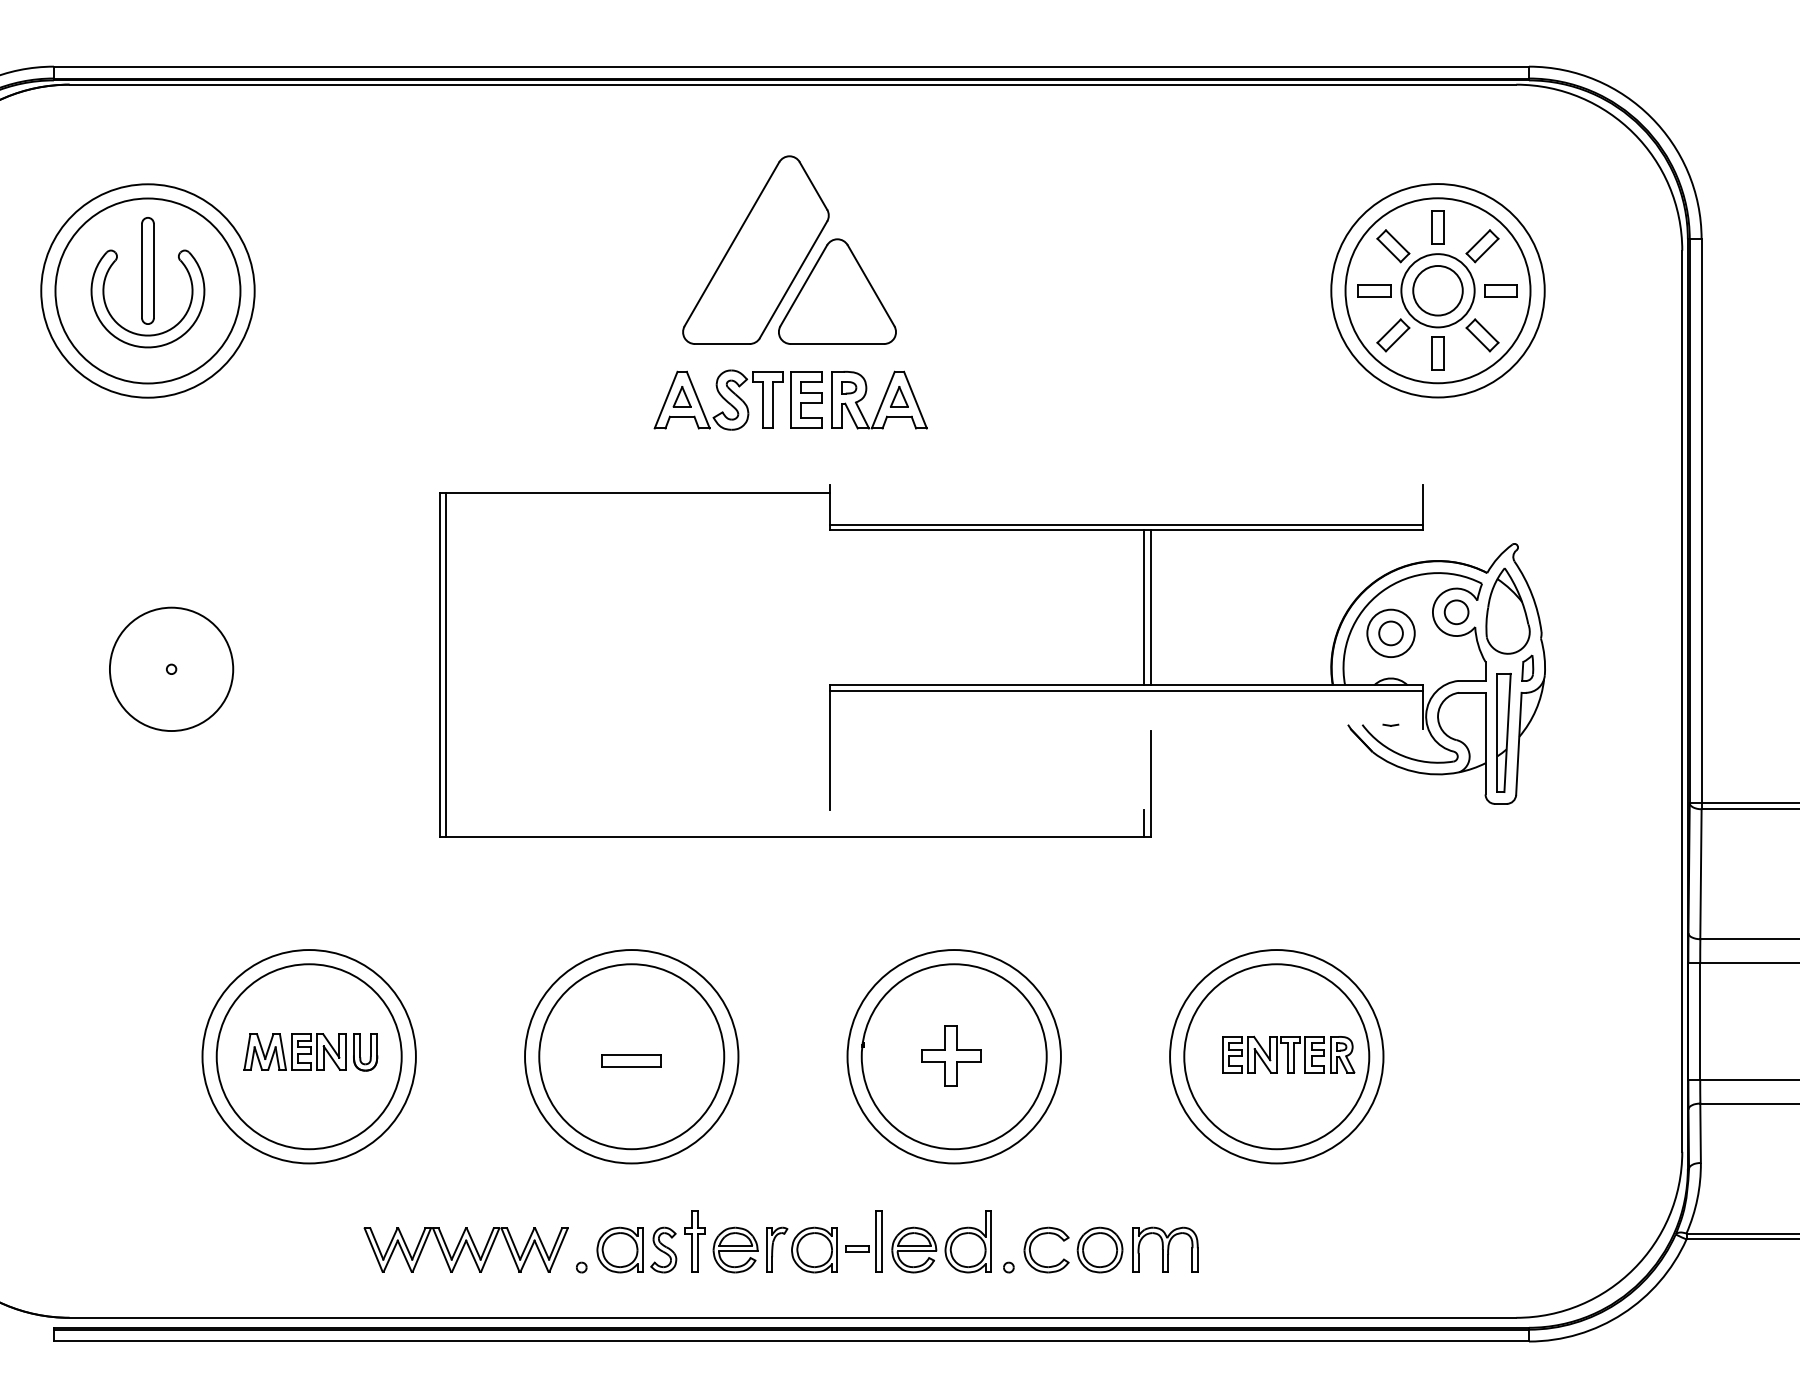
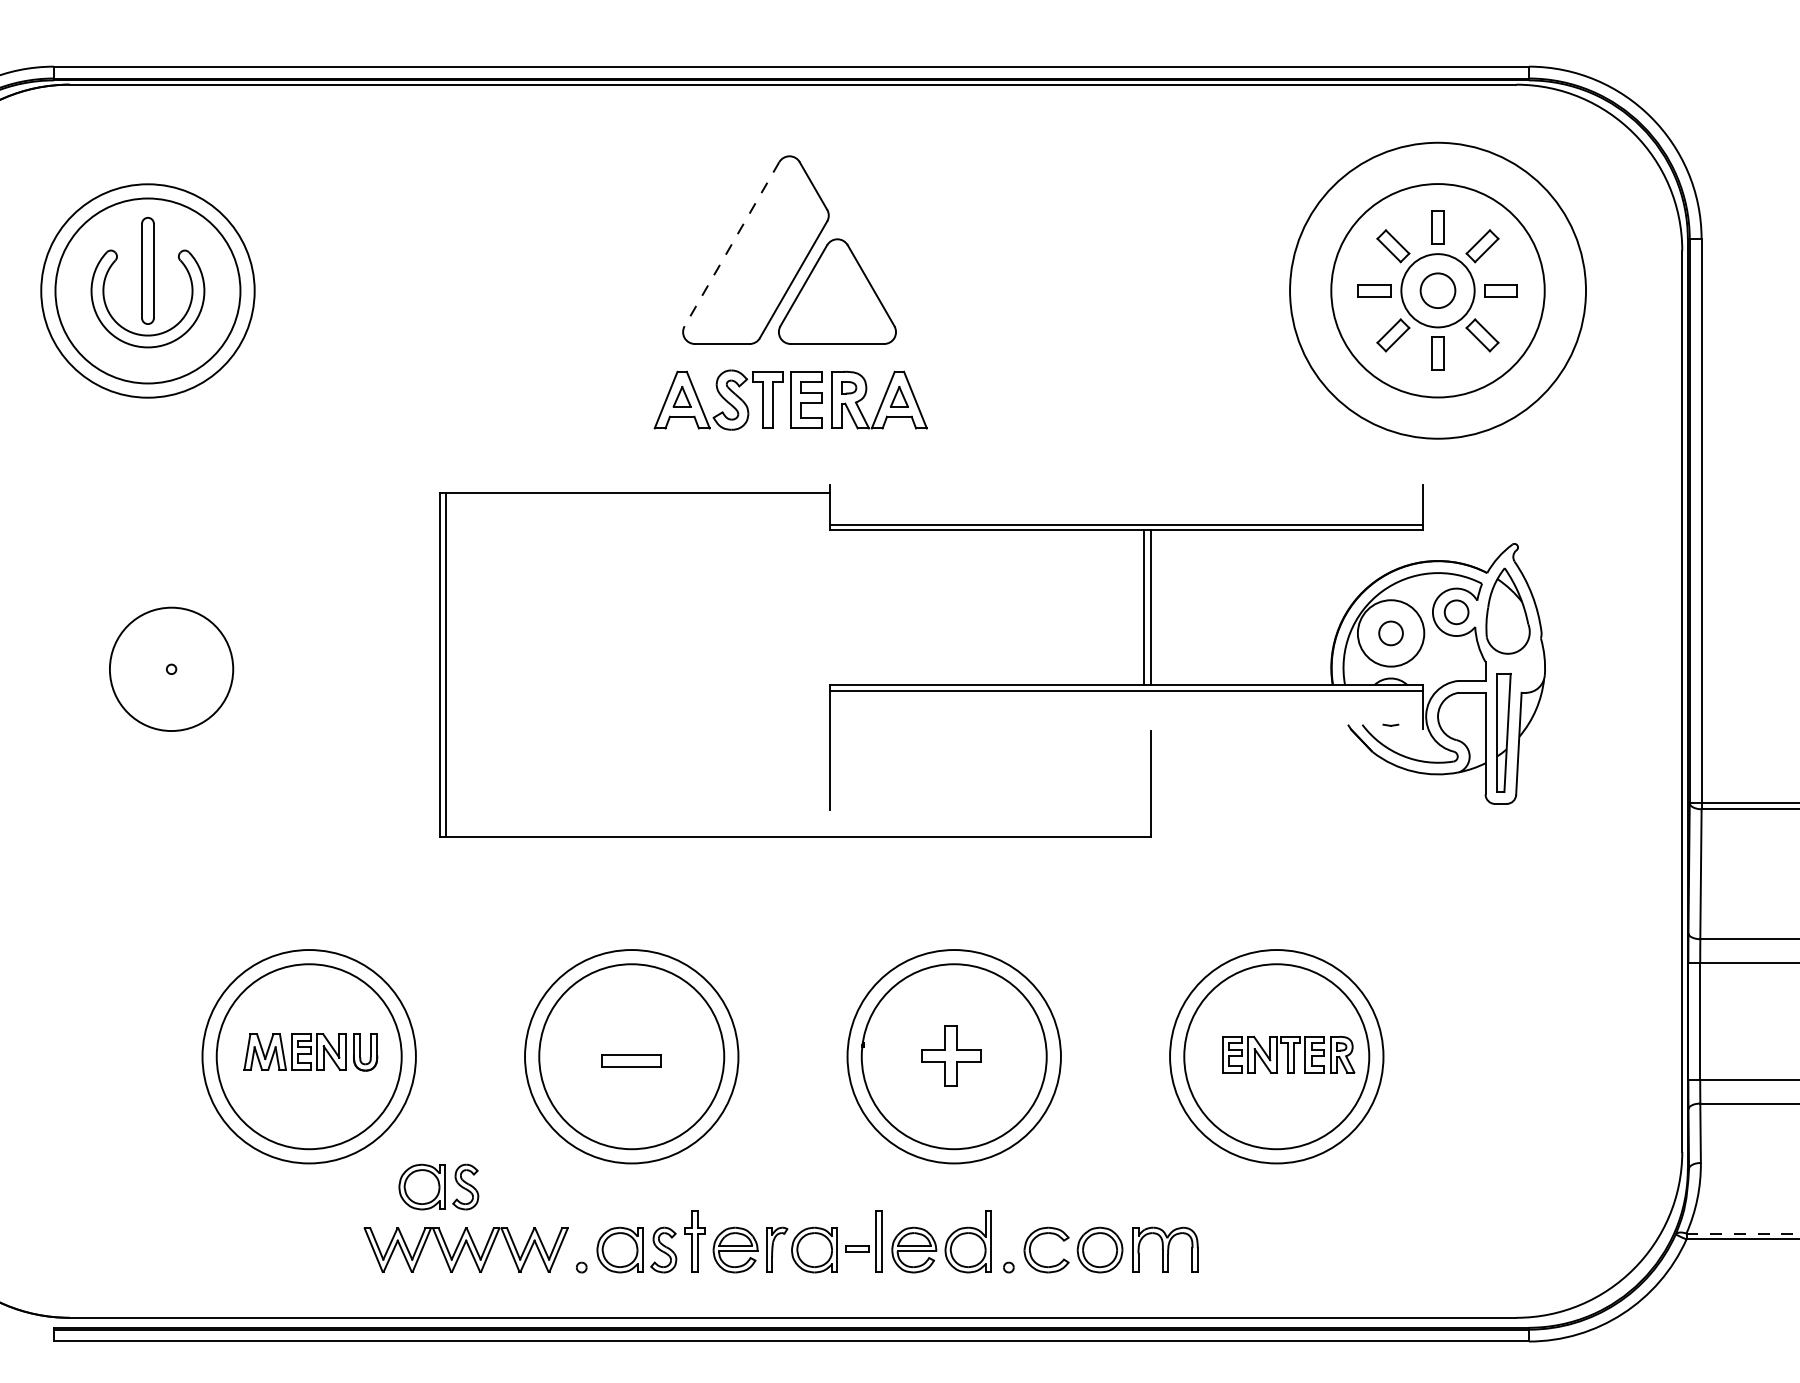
line: solid -> dashed (731, 244)
circle diameter: 185 px -> 296 px (1438, 290)
circle diameter: 50 px -> 35 px (1437, 290)
circle diameter: 47 px -> 66 px (1390, 633)
part: present -> none (1527, 667)
line: present -> none (1143, 823)
part: none -> present (438, 1186)
line: solid -> dashed (1743, 1233)
